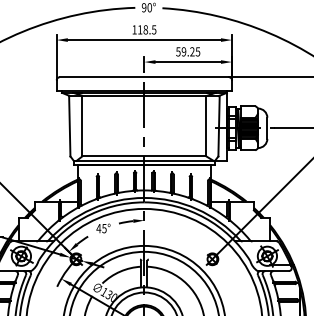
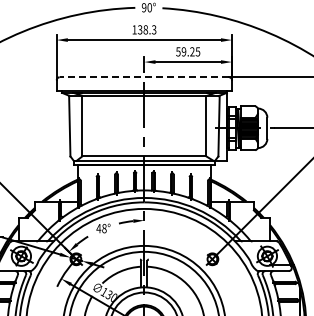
text: 118.5 -> 138.3 (146, 29)
line: solid -> dashed (144, 77)
text: 45° -> 48° (104, 228)
